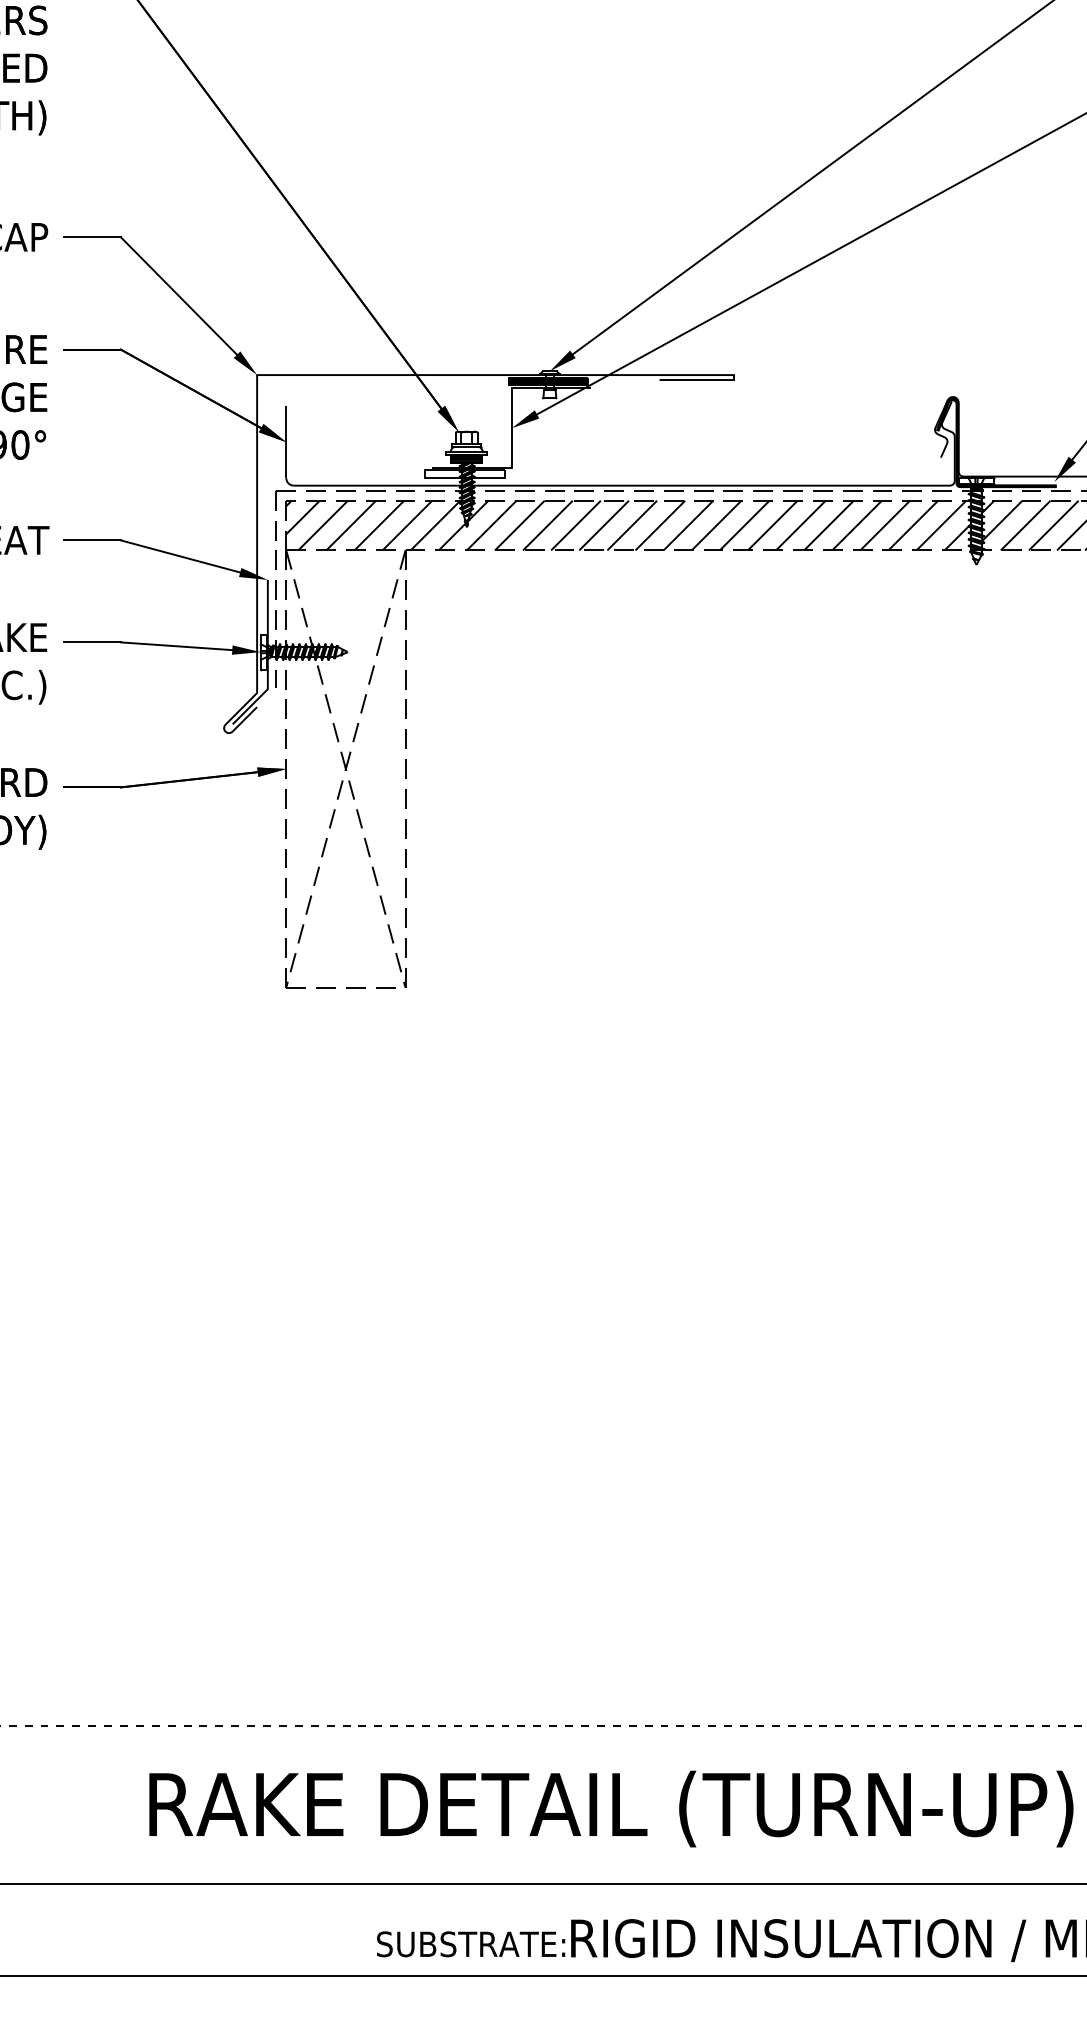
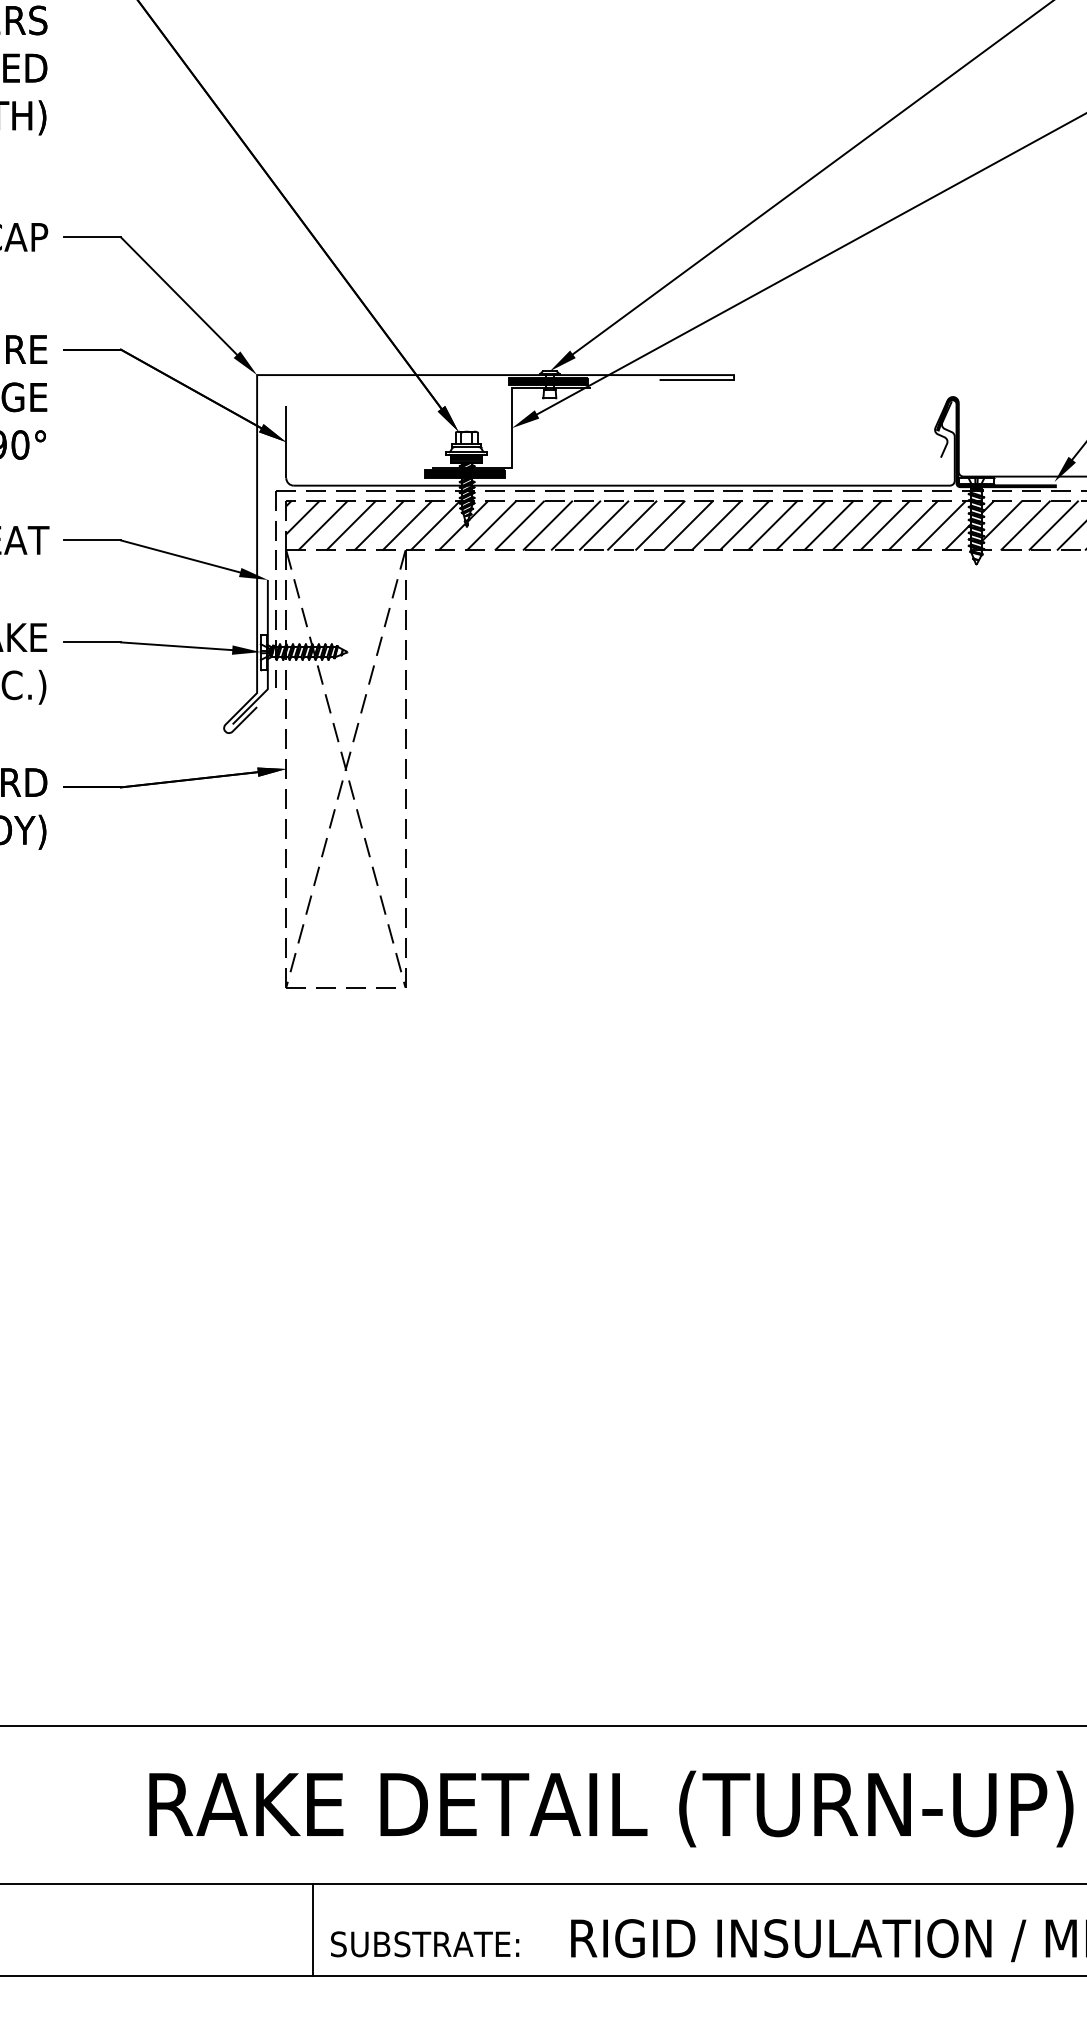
fill: none -> present (464, 473)
line: dashed -> solid (543, 1725)
line: none -> present (312, 1929)
text position: (471, 1944) -> (425, 1944) (425, 1944)
